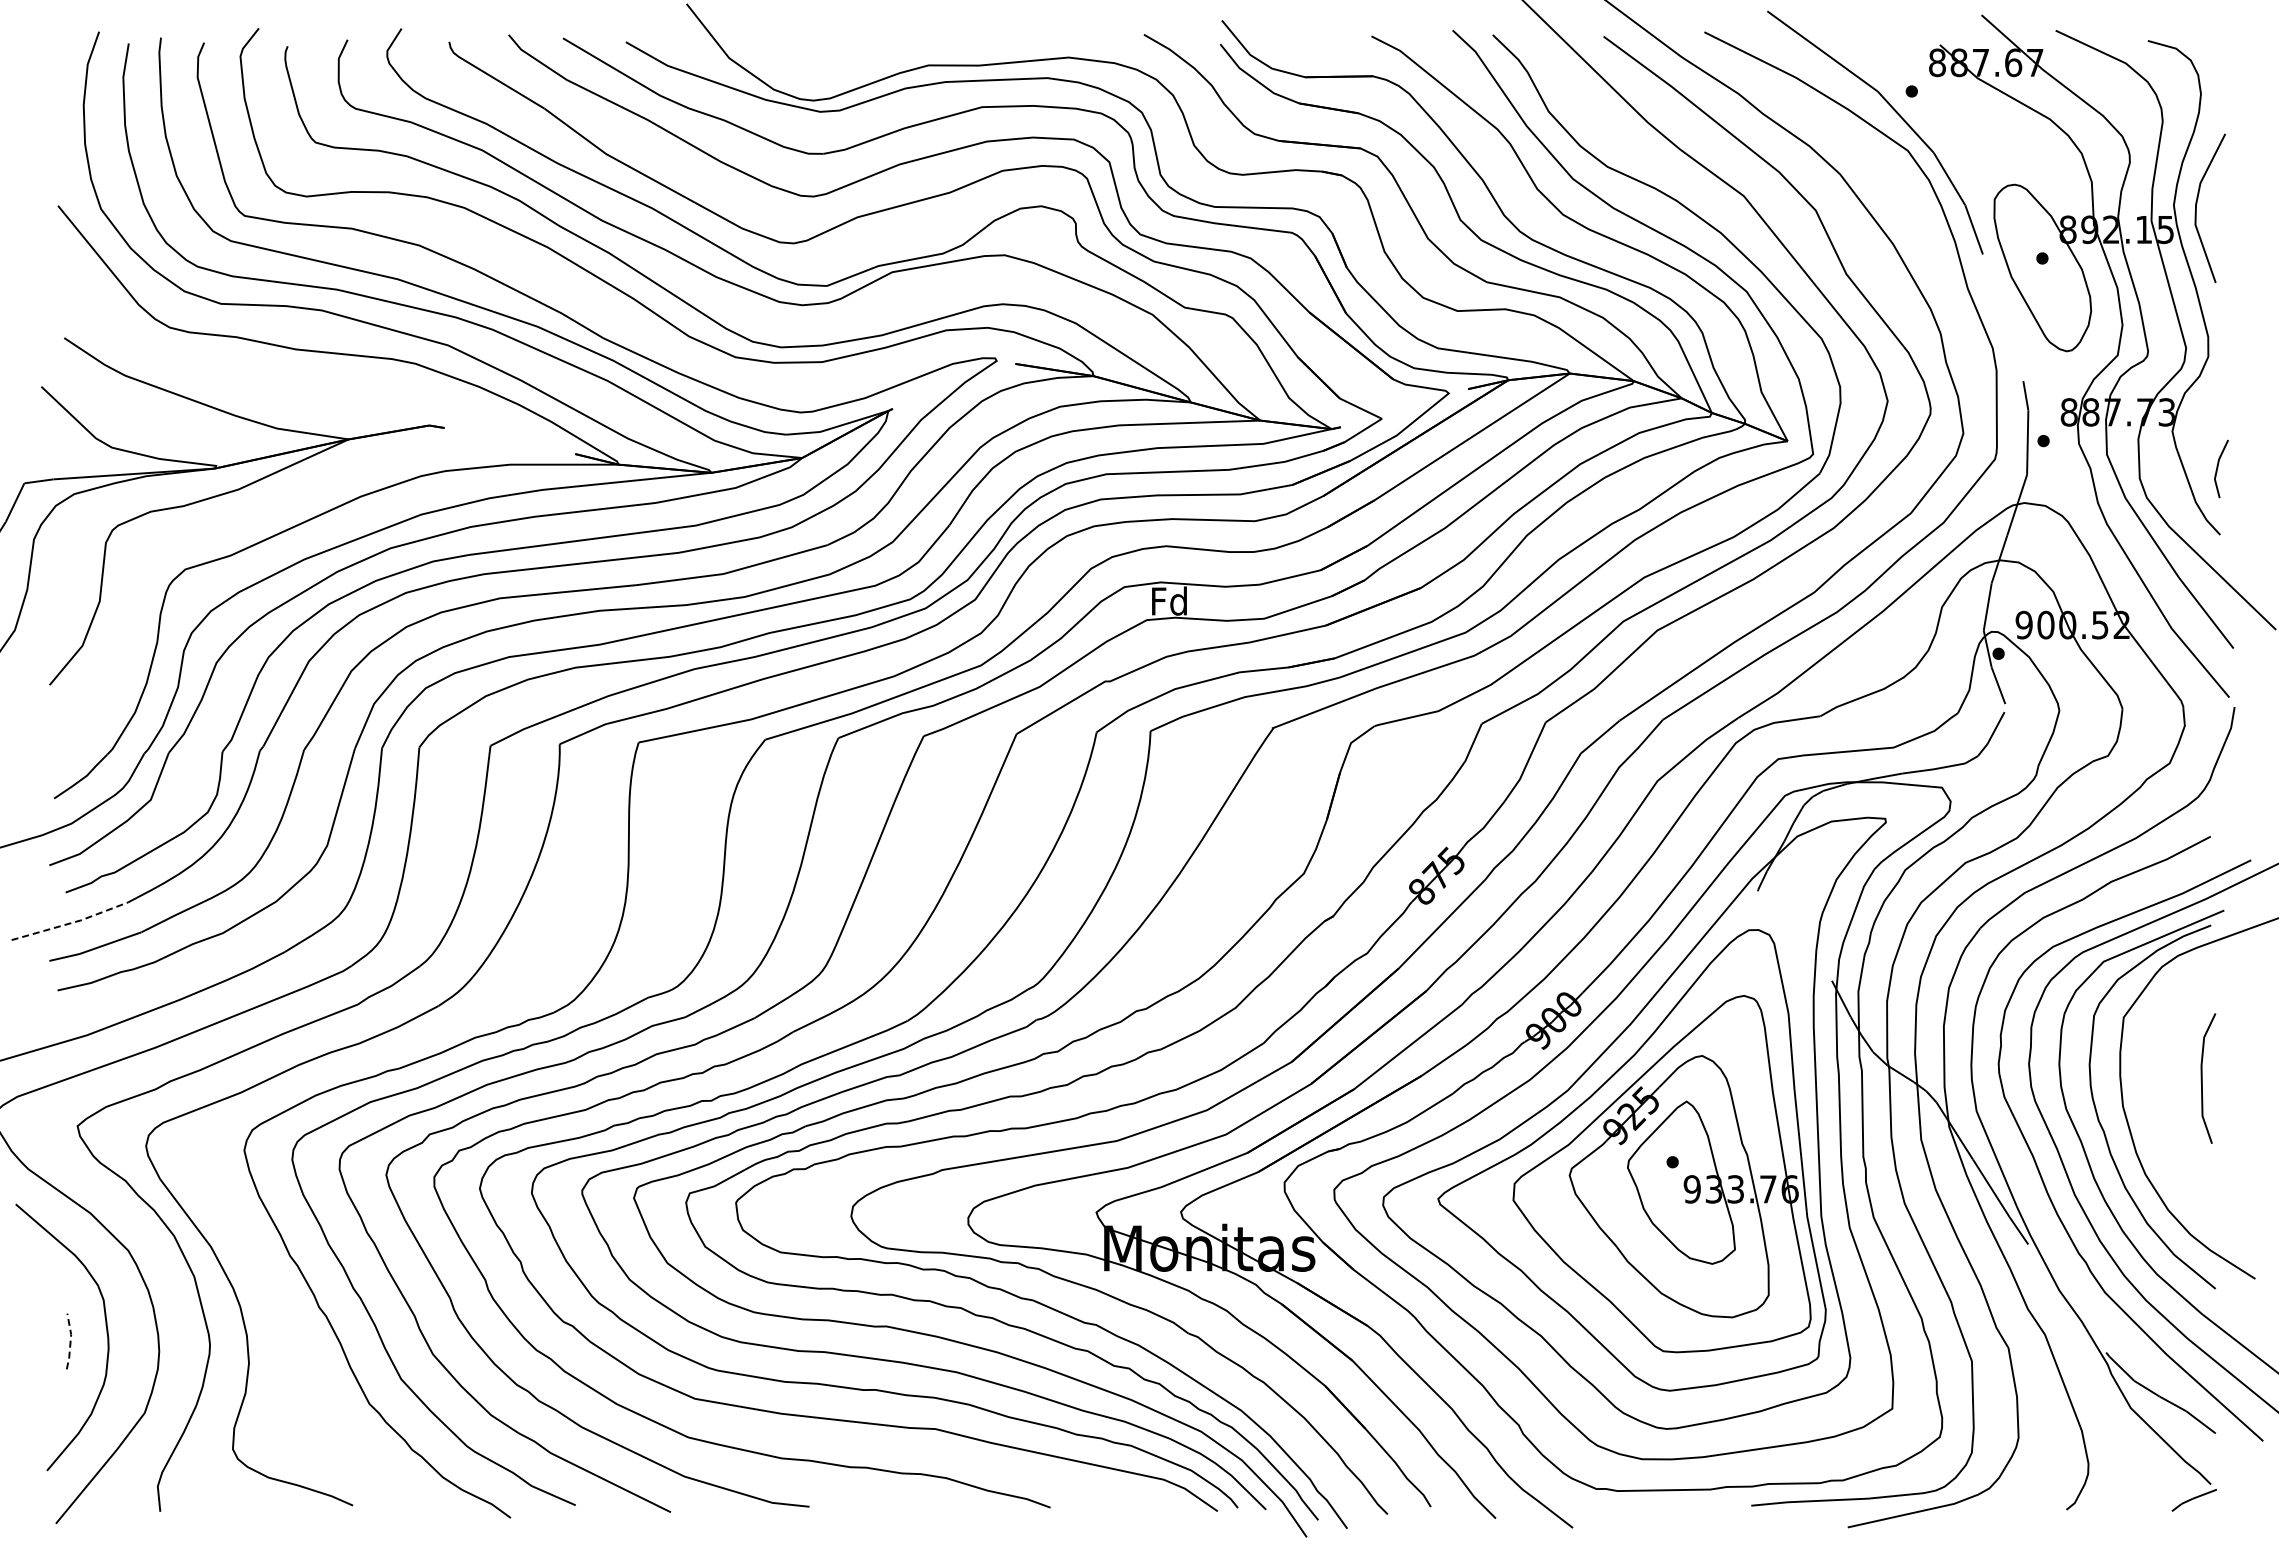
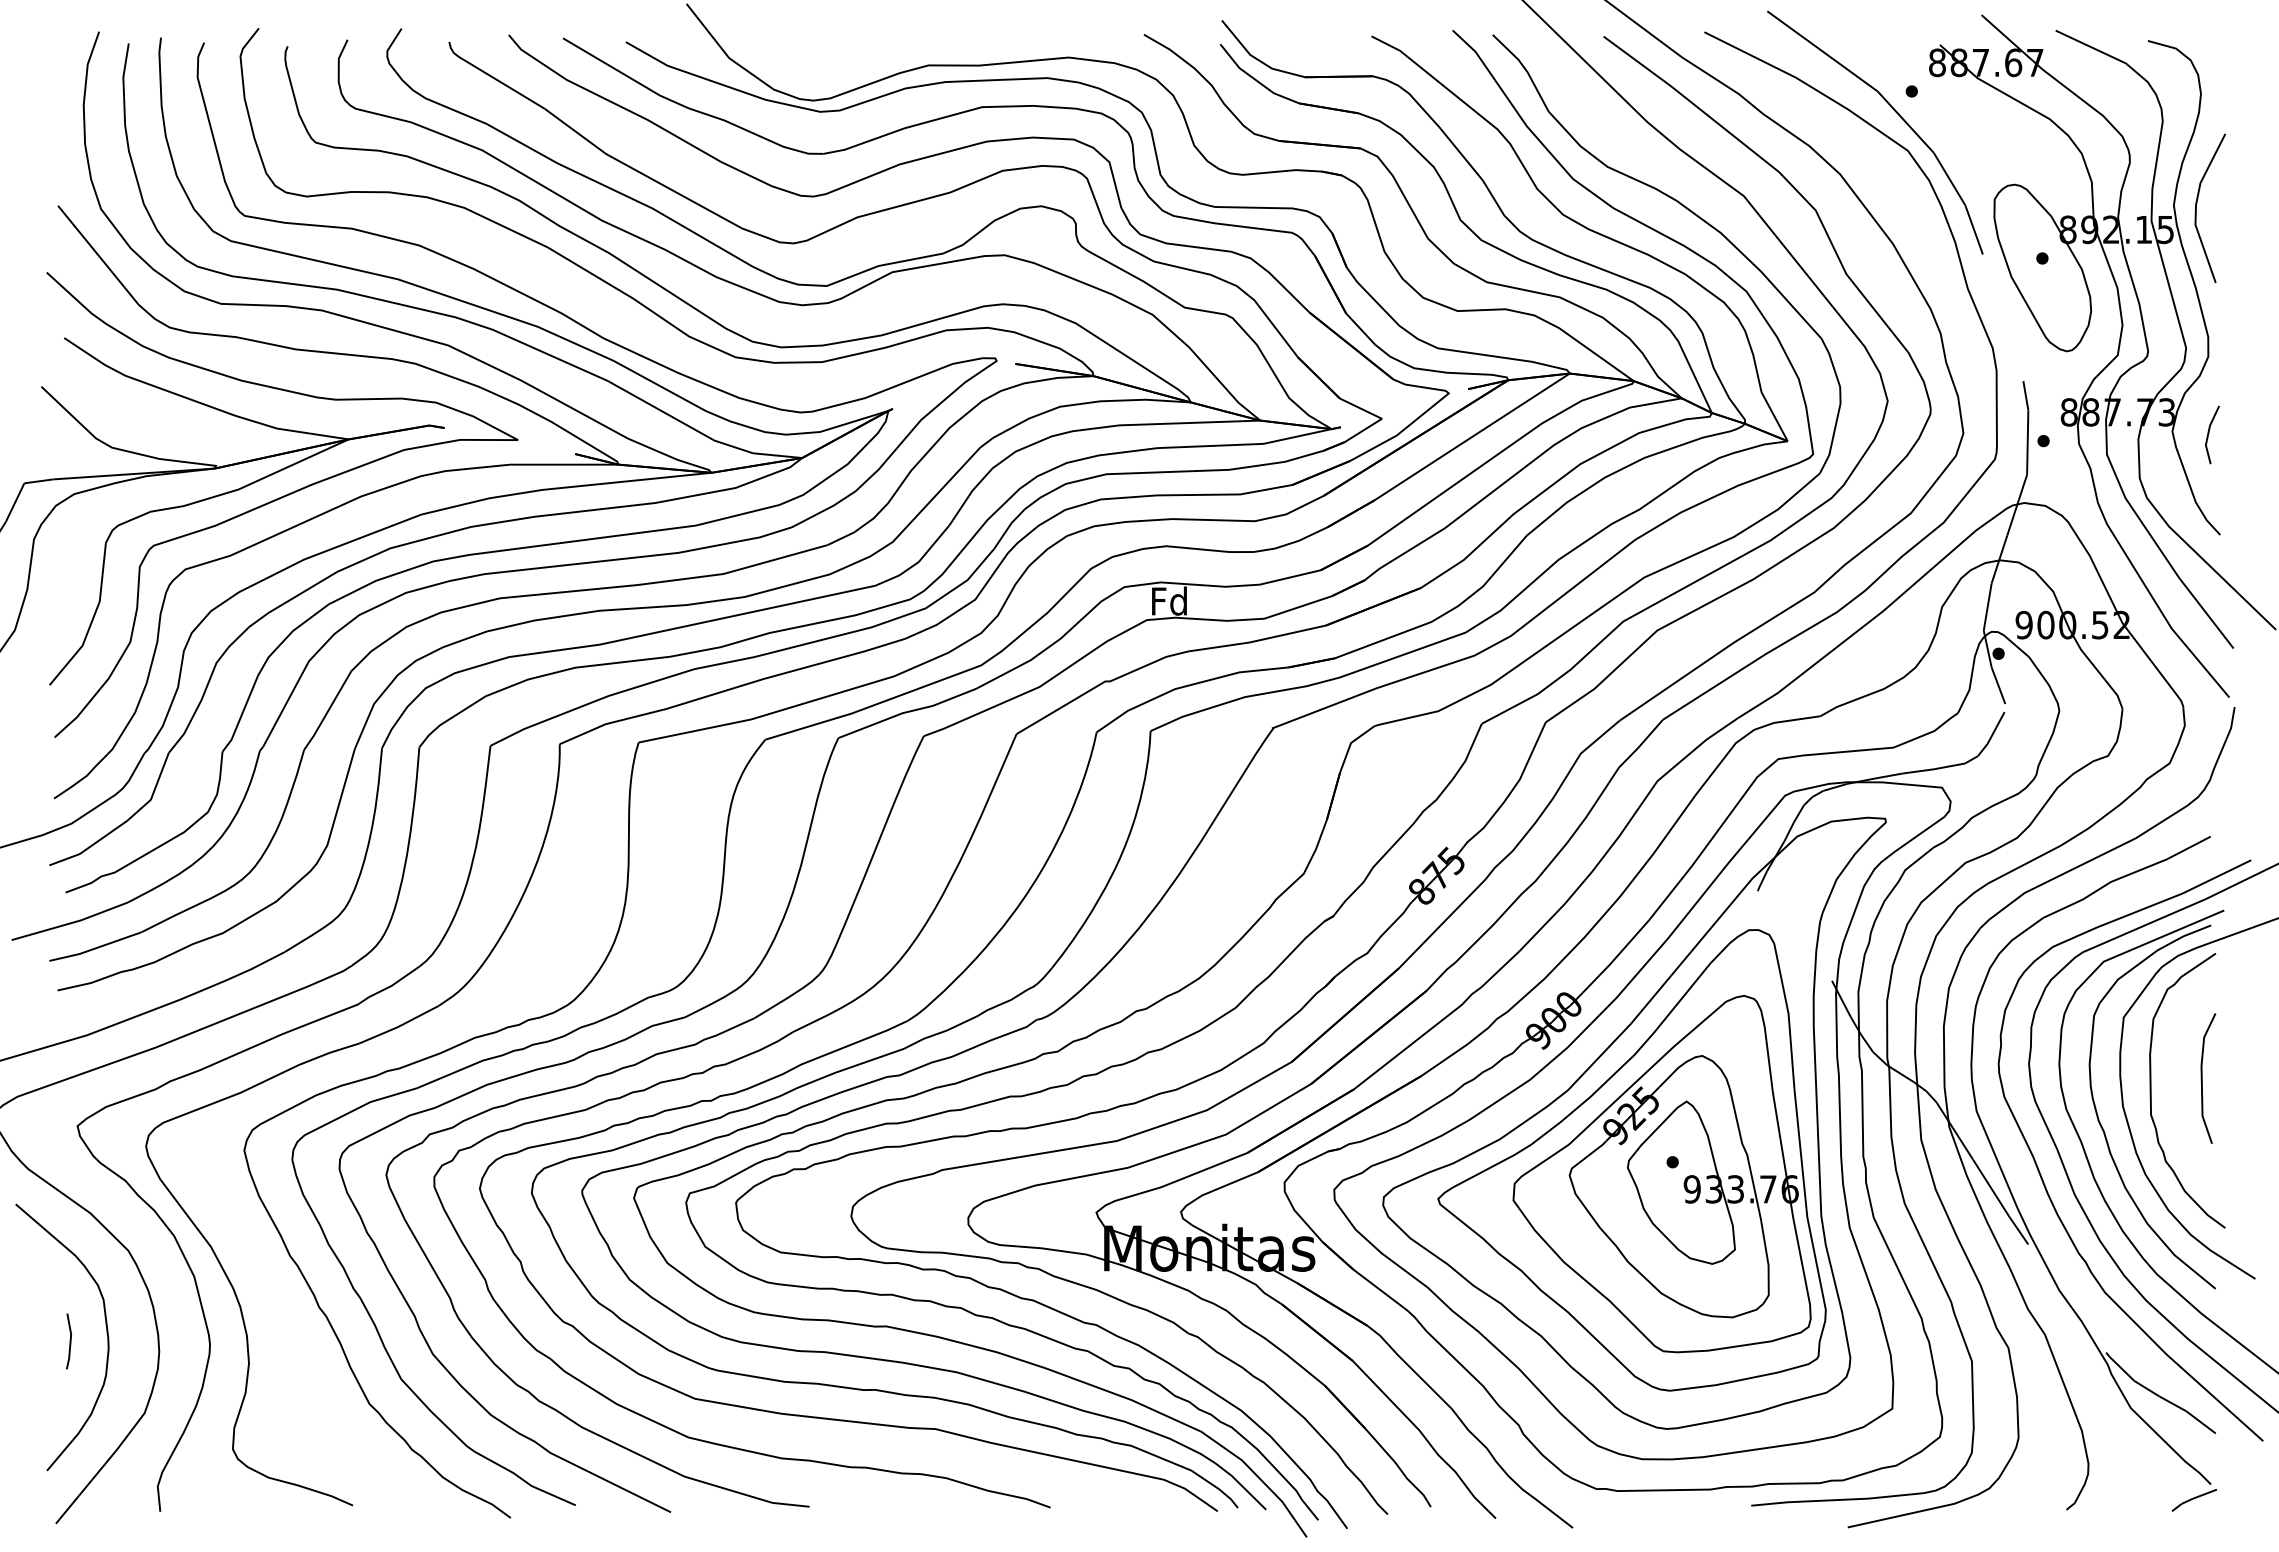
line position: (2218, 468) -> (2209, 434) (2209, 434)
curve: none -> present (279, 499)
line: dashed -> solid (71, 923)
curve: none -> present (2151, 1090)
line: dashed -> solid (70, 1341)
